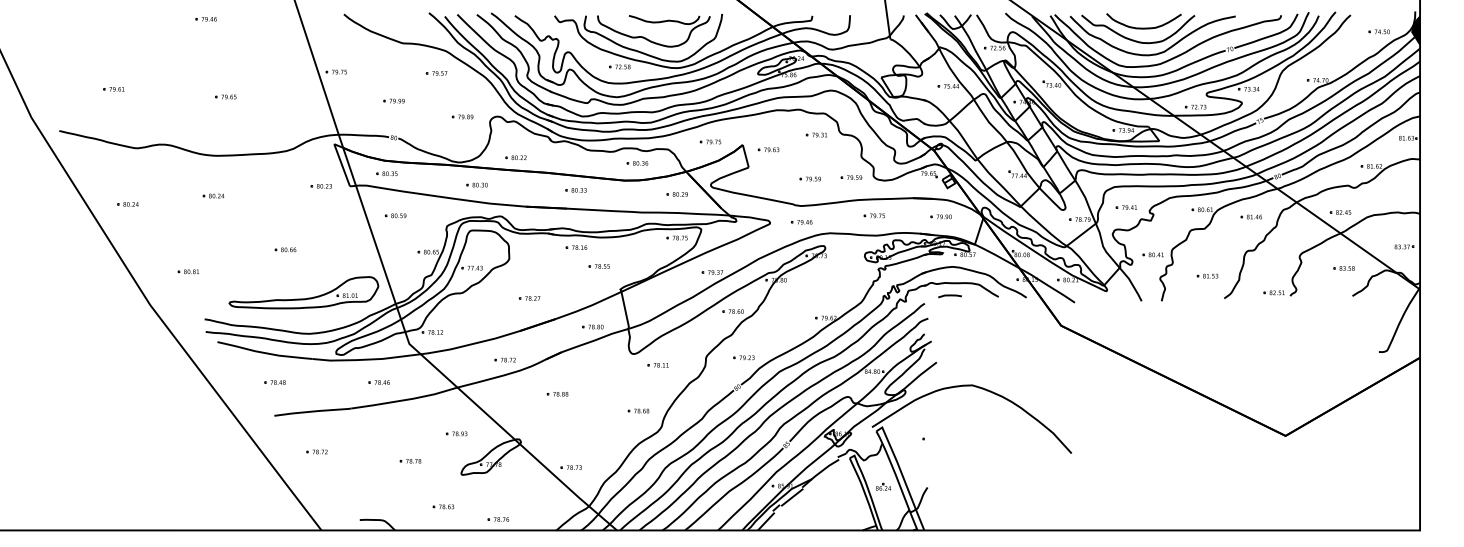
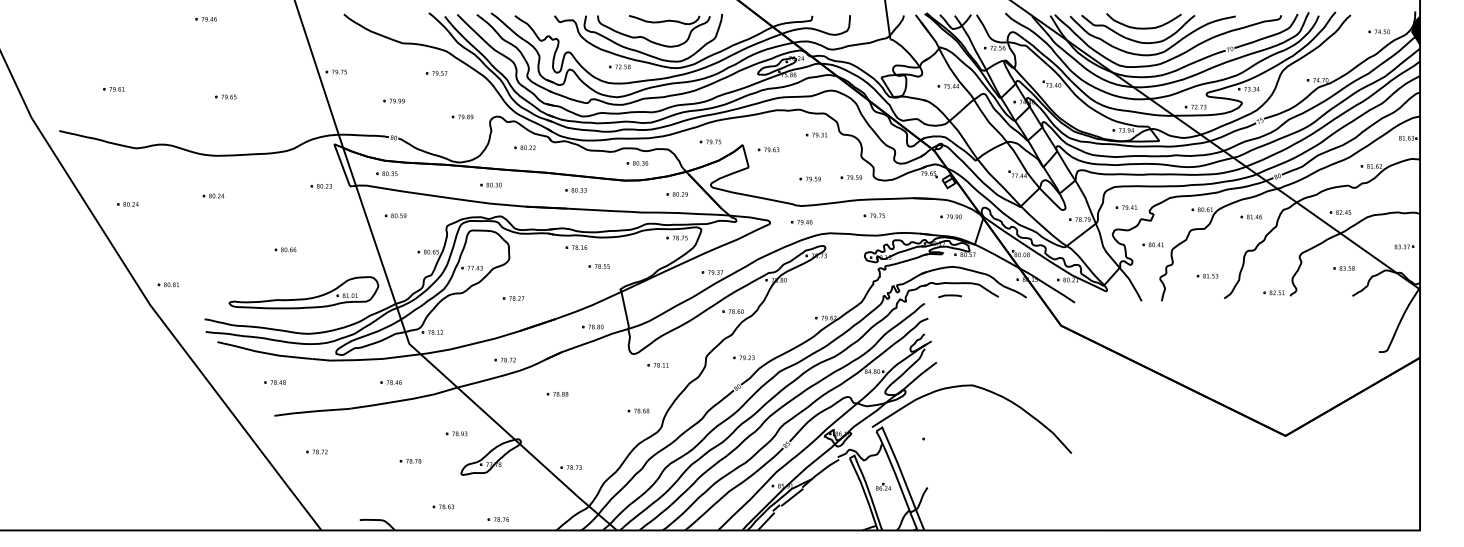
part position: (515, 157) -> (524, 147) (524, 147)
part position: (476, 184) -> (490, 184) (490, 184)
part position: (940, 216) -> (950, 216) (950, 216)
part position: (1152, 254) -> (1152, 244) (1152, 244)
part position: (187, 271) -> (167, 284) (167, 284)
part position: (529, 298) -> (513, 298) (513, 298)
part position: (378, 382) -> (390, 382) (390, 382)
